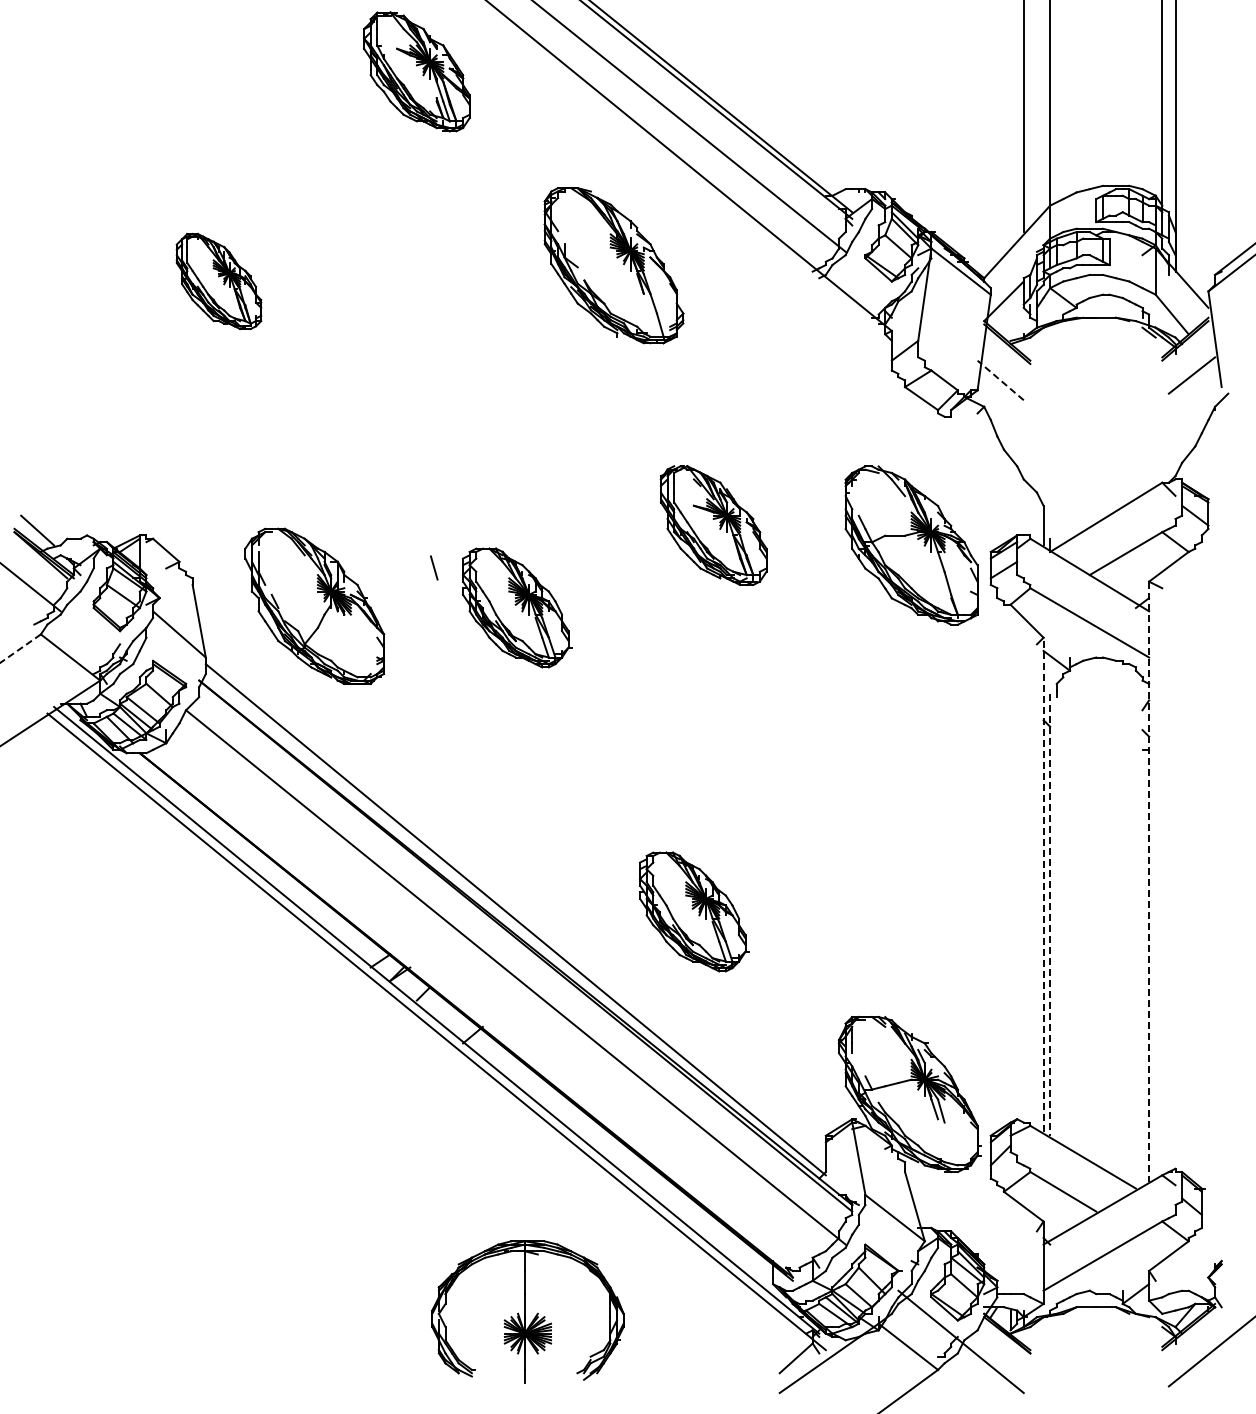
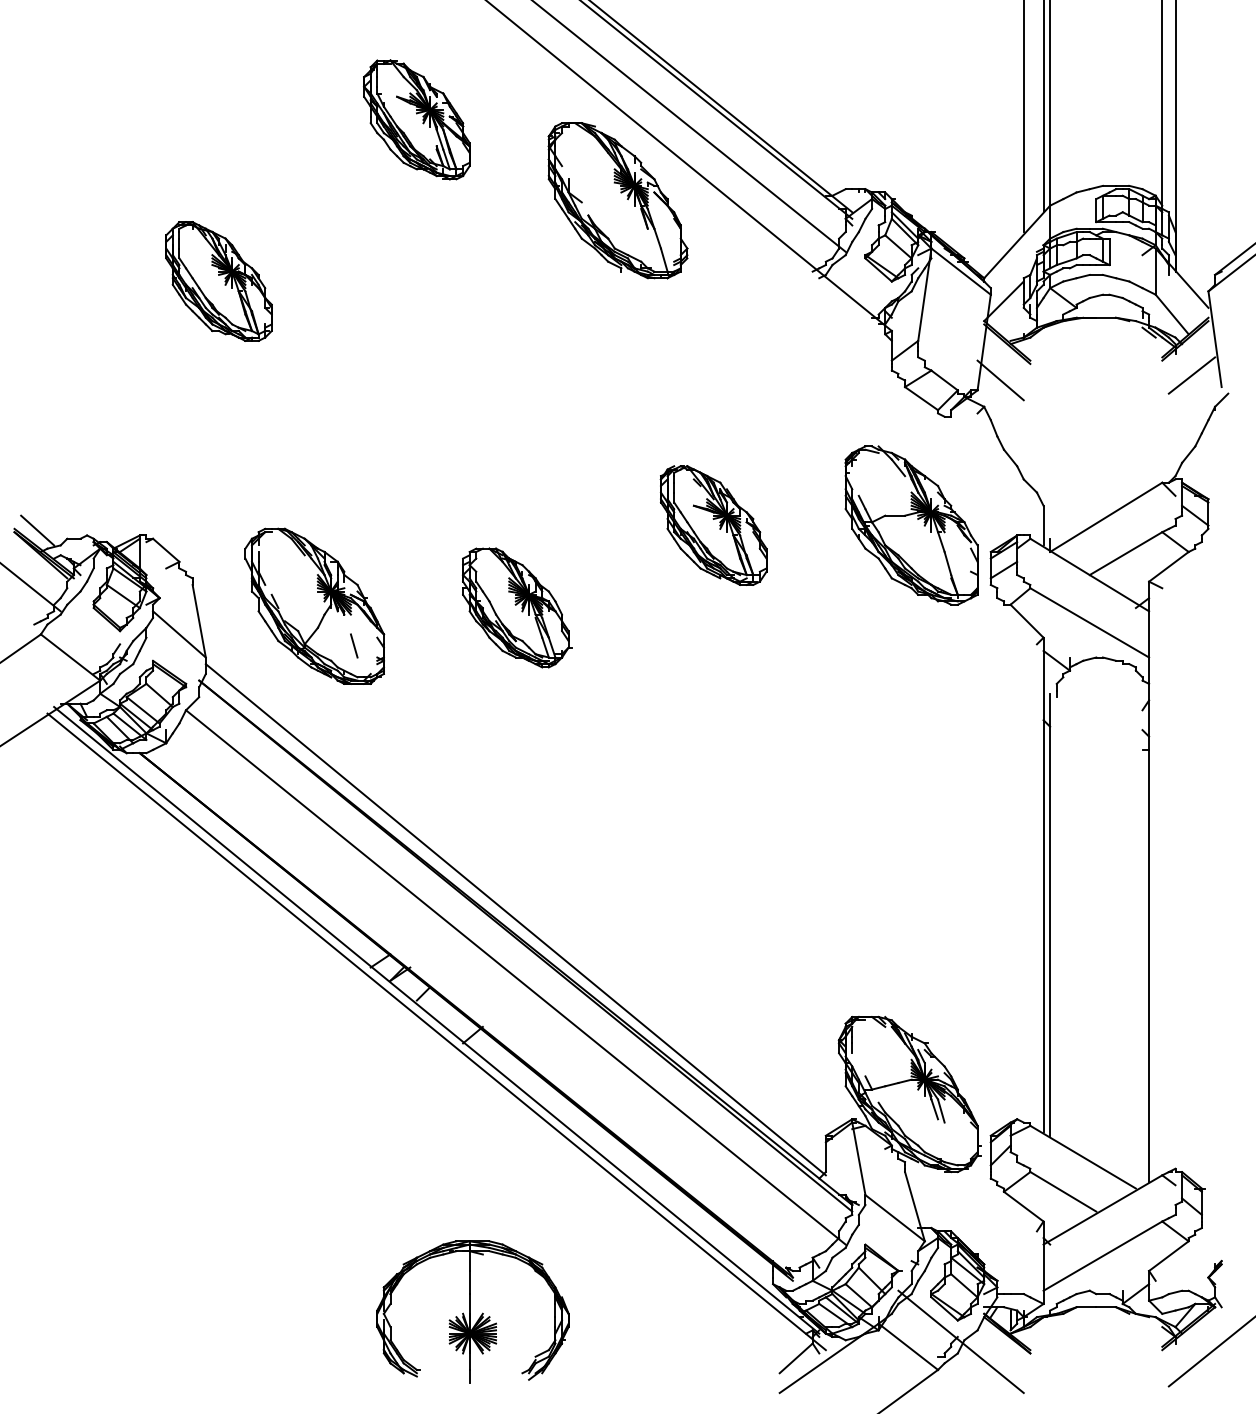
part position: (416, 71) -> (416, 119) (416, 119)
line: none -> present (1043, 107)
part position: (613, 265) -> (617, 200) (617, 200)
part size: 88x99 px -> 108x121 px (218, 281)
line: dashed -> solid (1000, 380)
part position: (911, 545) -> (911, 525) (911, 525)
line position: (434, 567) -> (354, 645) (354, 645)
line: dashed -> solid (20, 648)
line: dashed -> solid (1149, 882)
line: dashed -> solid (1043, 884)
part: present -> none (694, 911)
line: dashed -> solid (1050, 914)
part position: (527, 1311) -> (472, 1311) (472, 1311)
